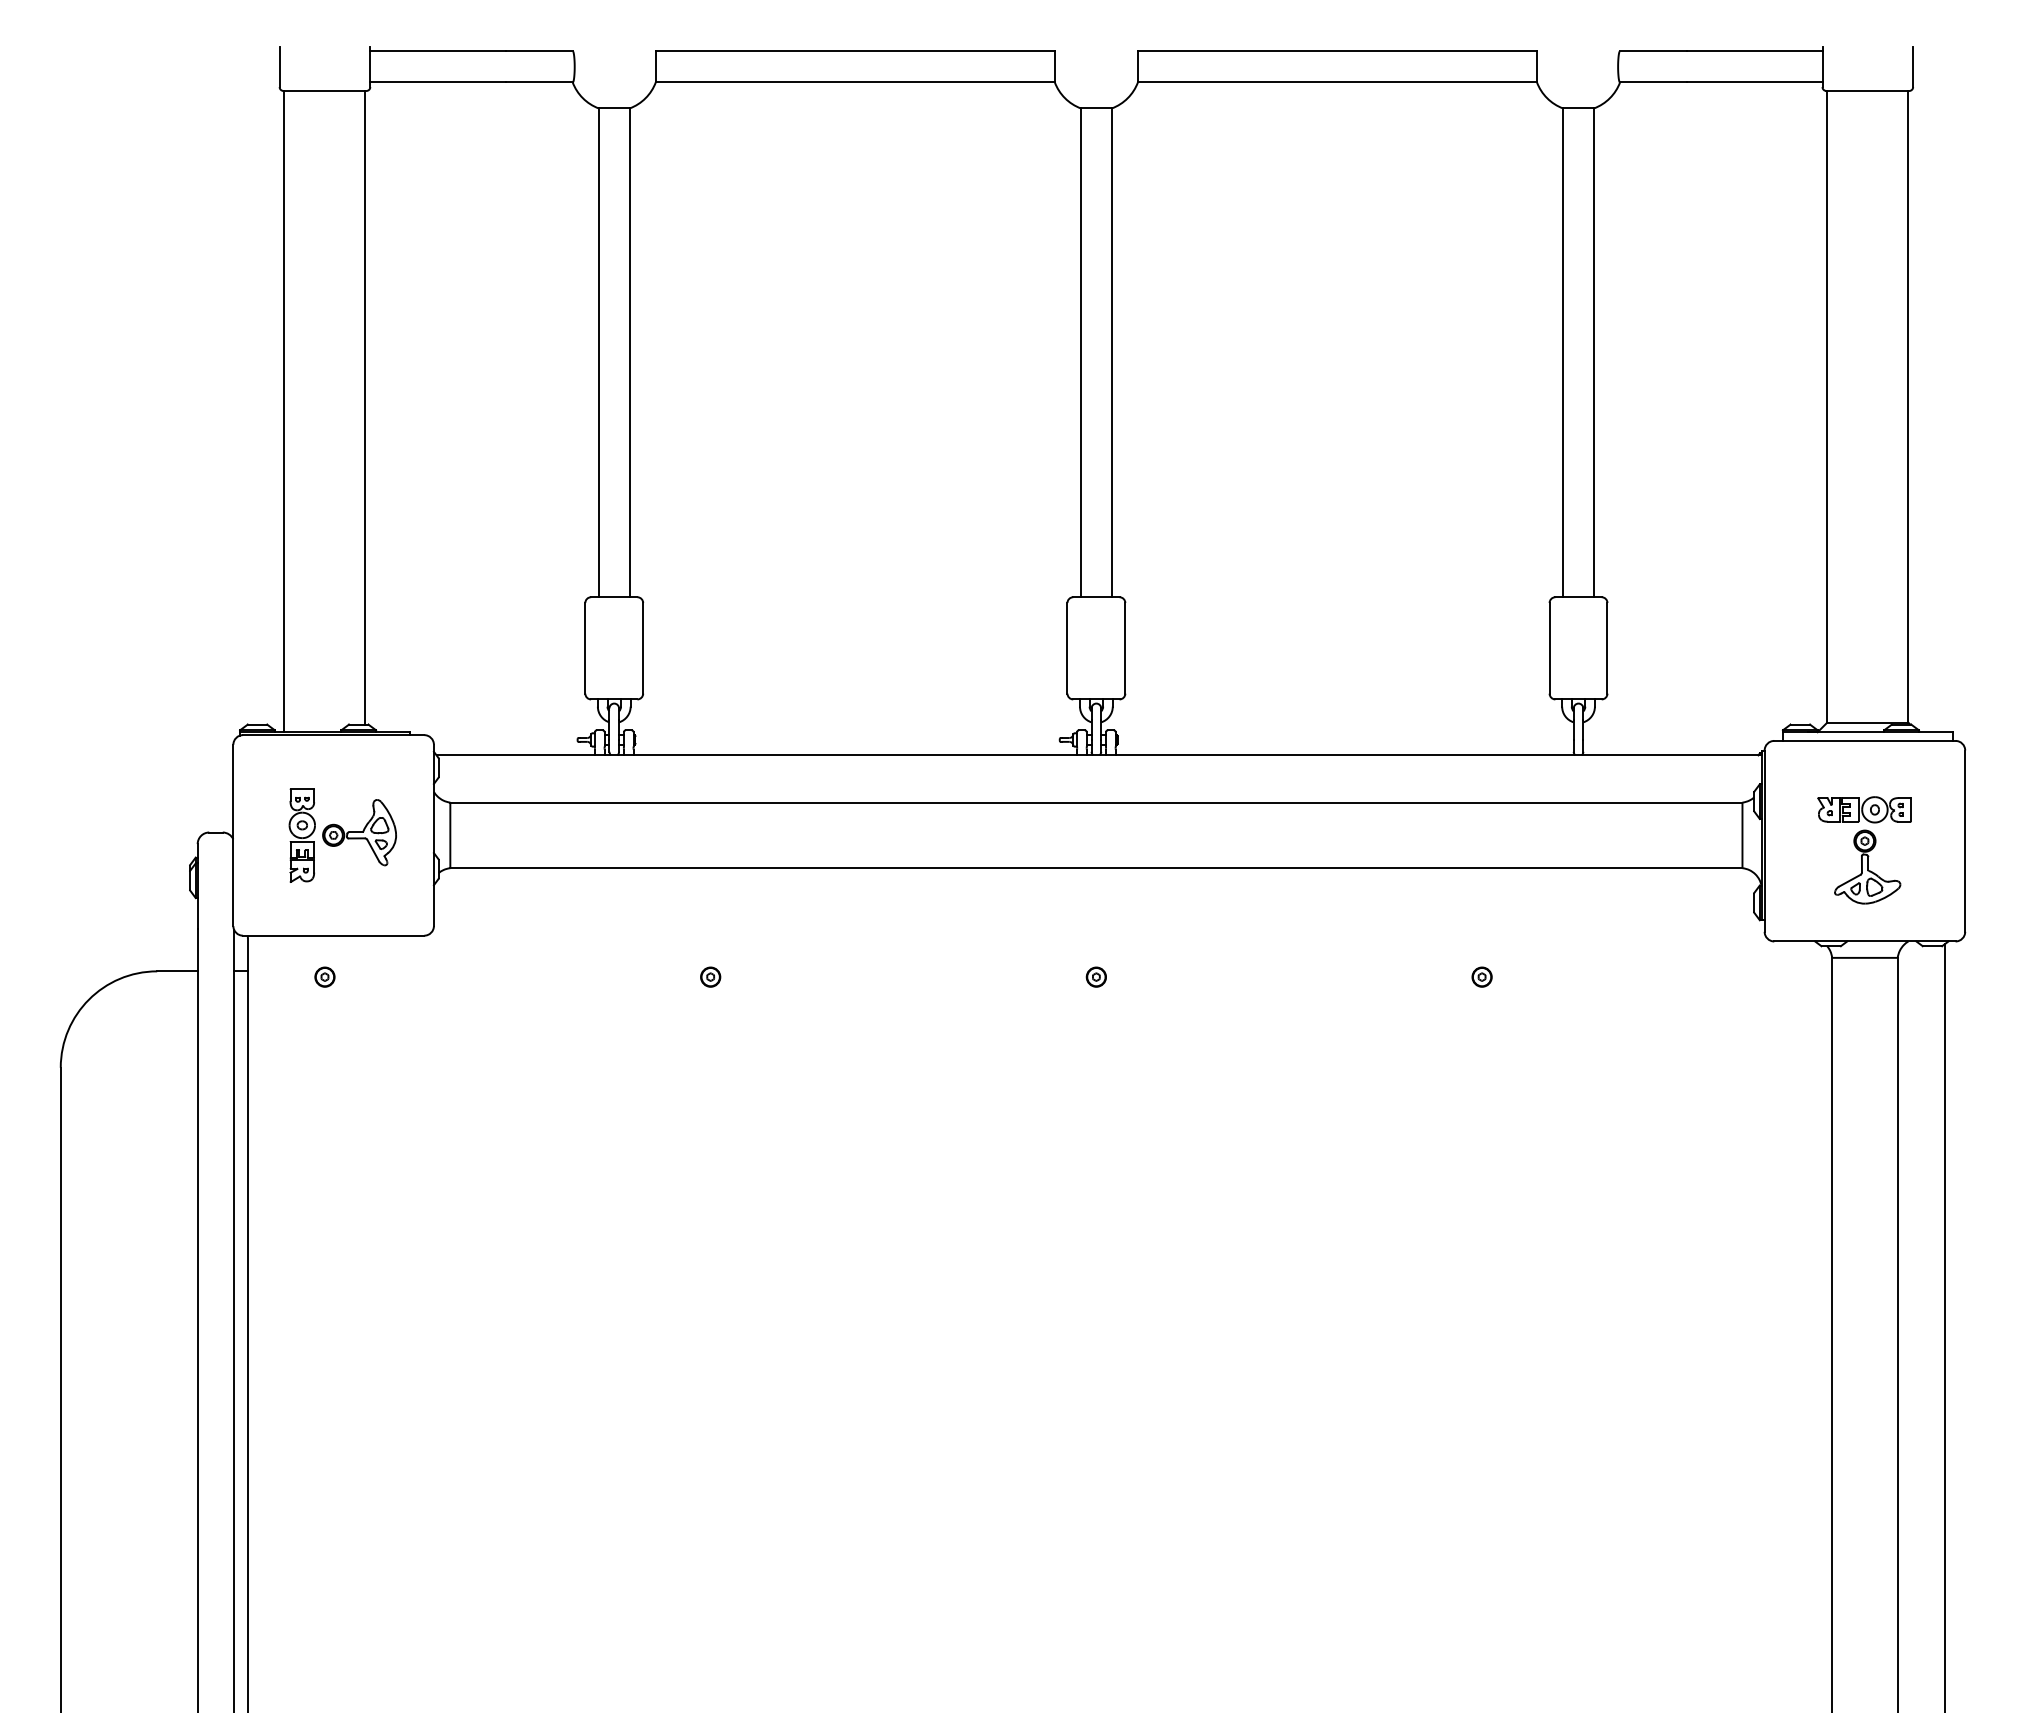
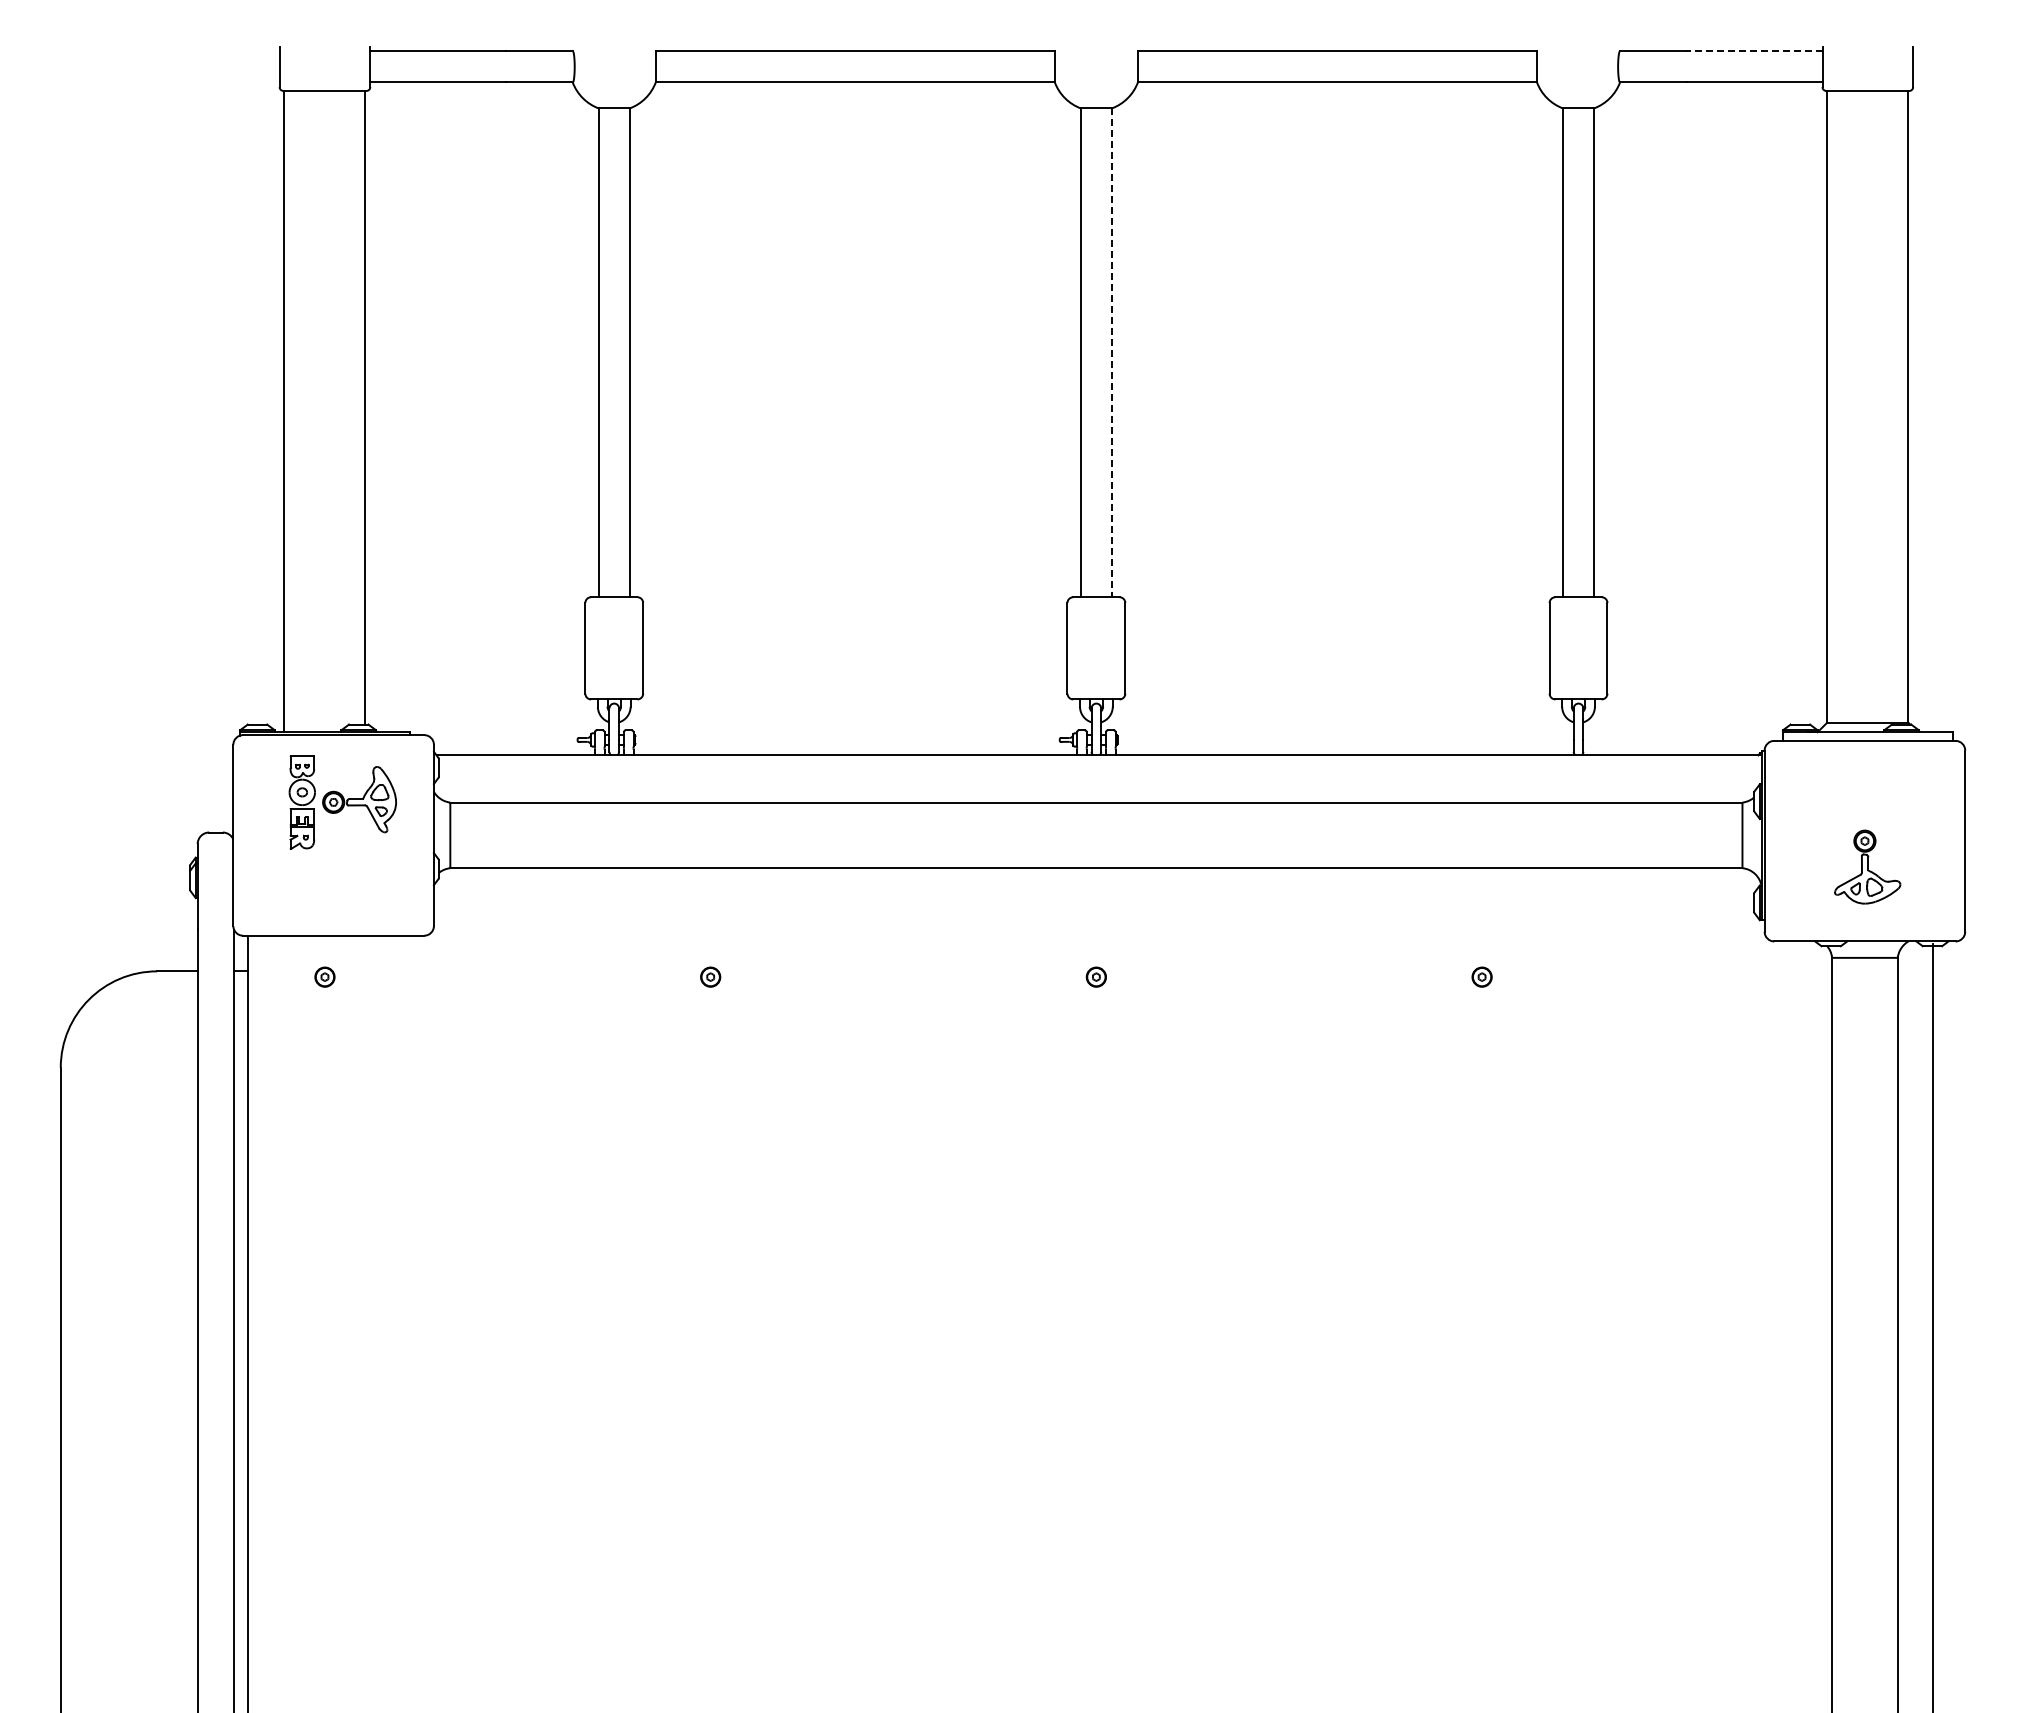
line: solid -> dashed (1754, 51)
line: solid -> dashed (1111, 353)
part: present -> none (1864, 809)
part position: (342, 835) -> (342, 802) (342, 802)
line position: (1944, 1326) -> (1932, 1326) (1932, 1326)
